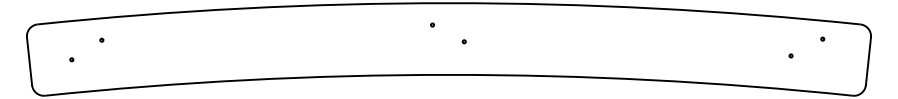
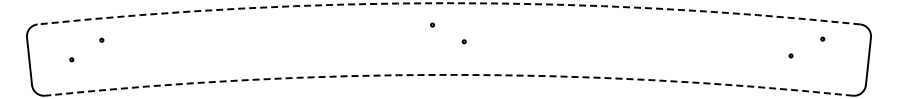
arc: solid -> dashed (448, 3)
arc: solid -> dashed (448, 74)
